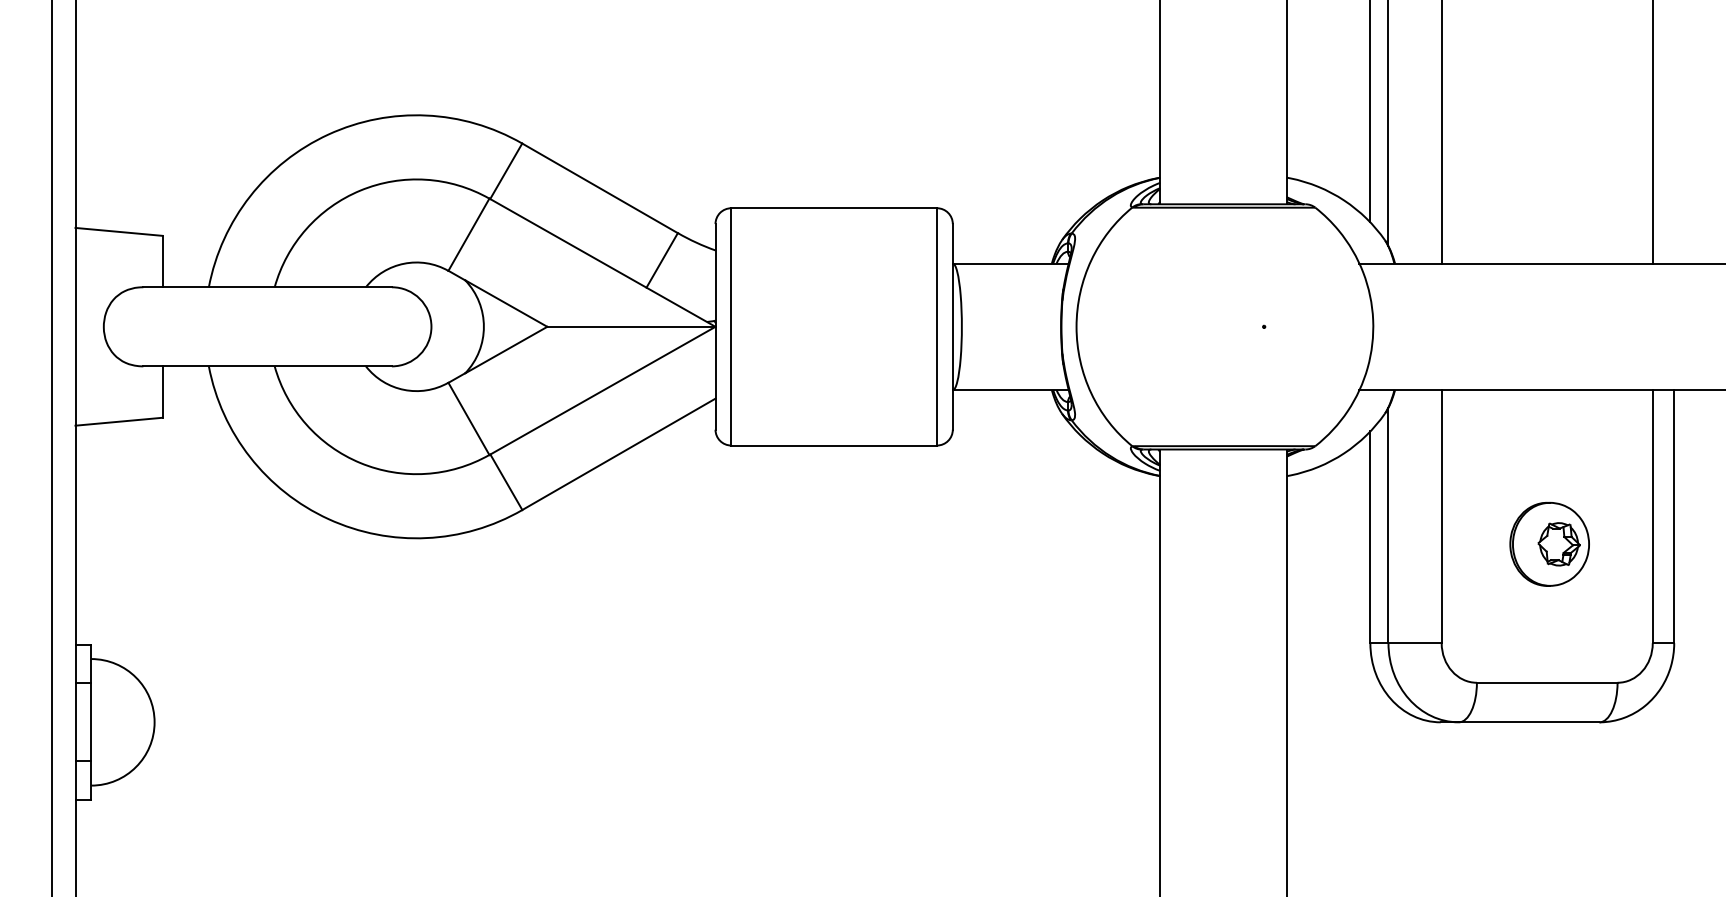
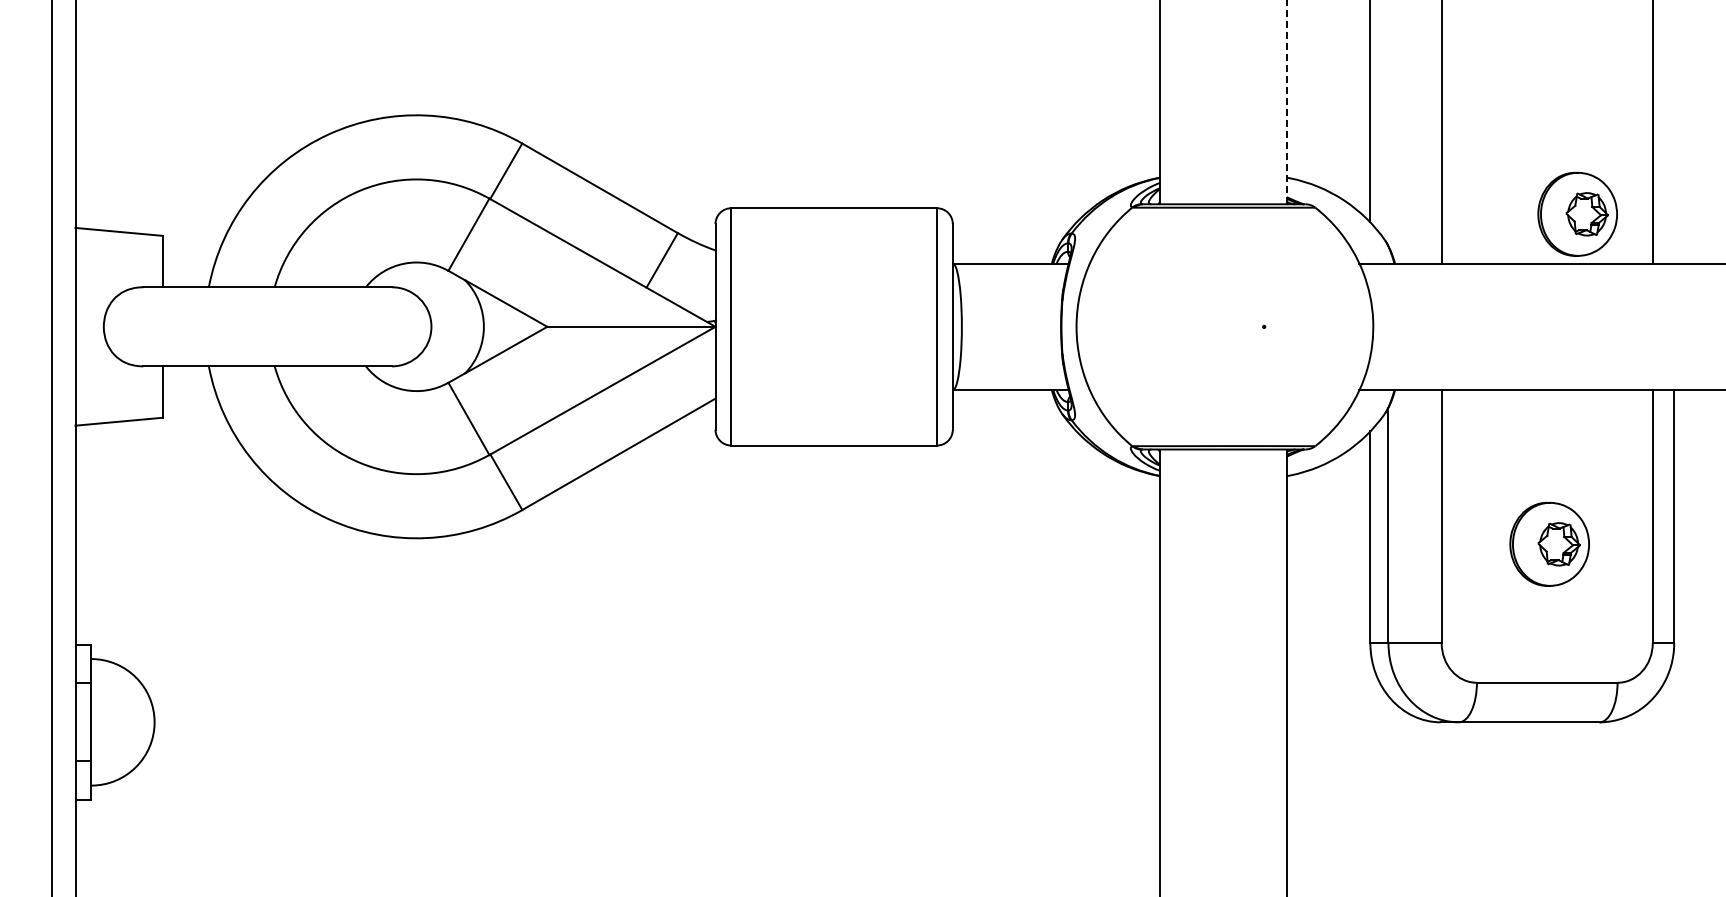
line: solid -> dashed (1286, 102)
line: present -> none (1388, 124)
part: none -> present (1577, 213)
